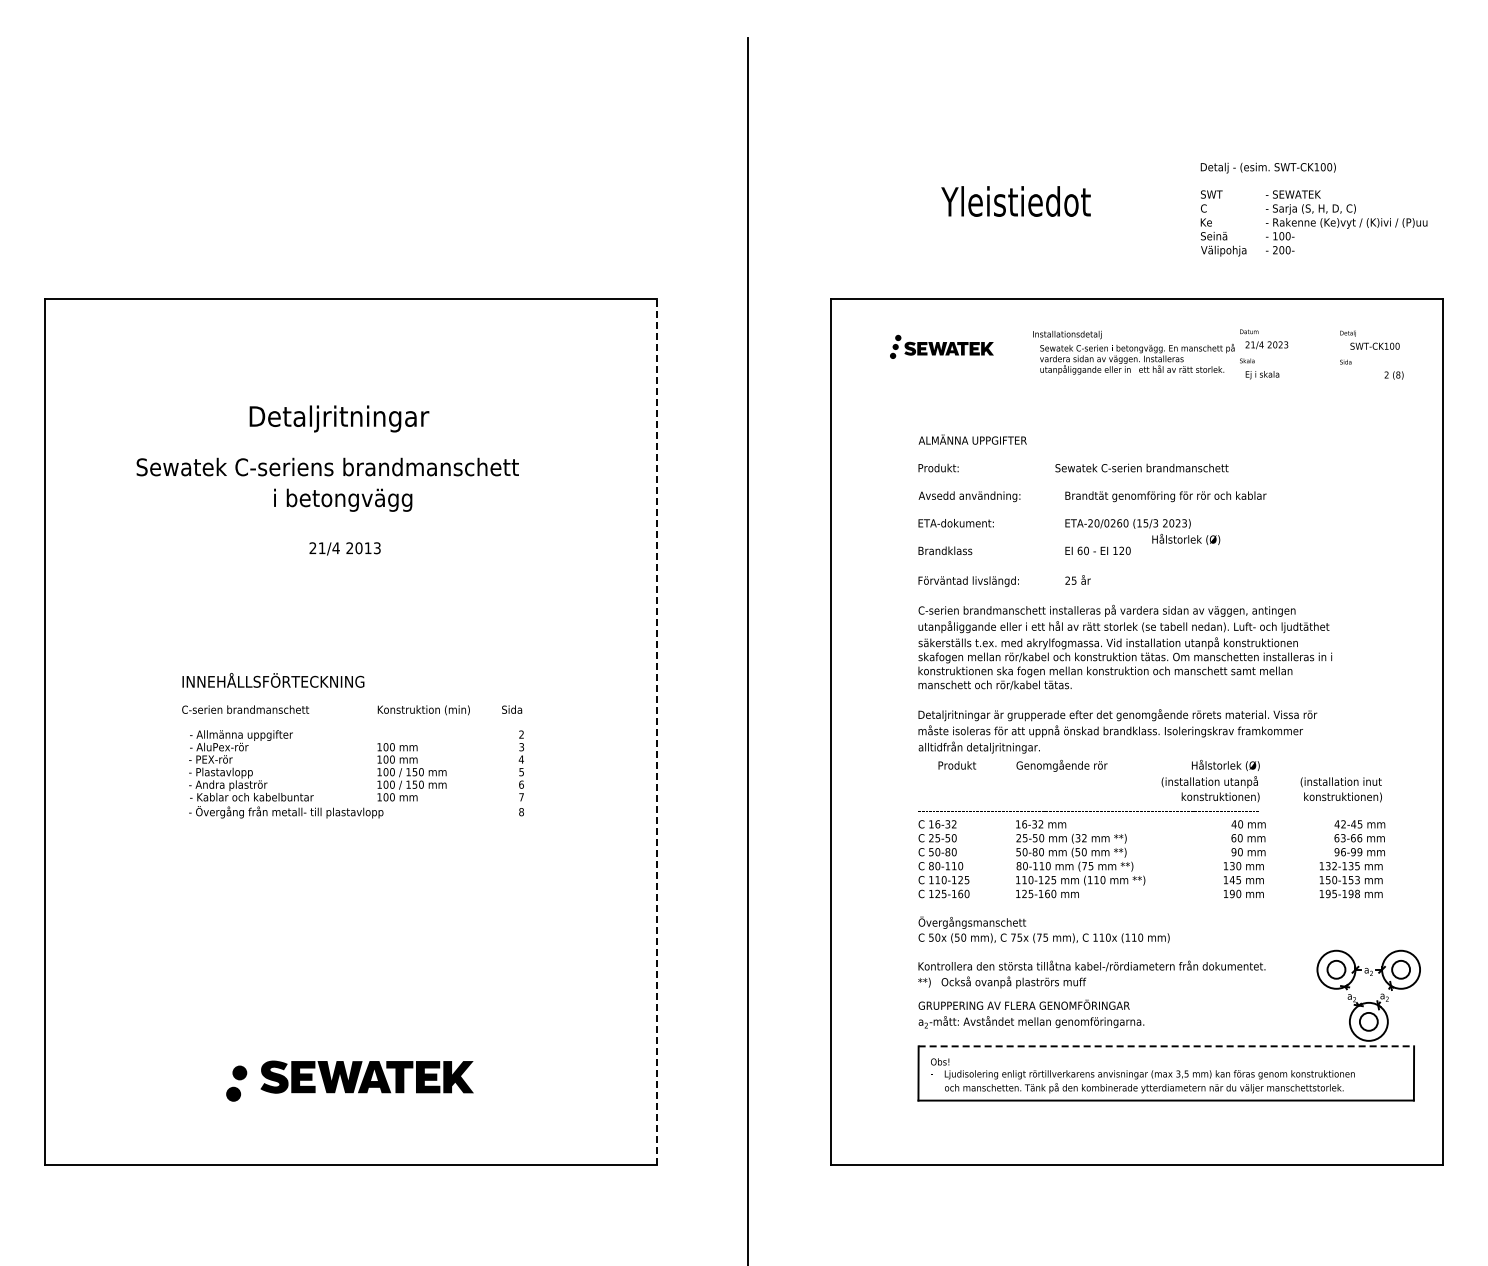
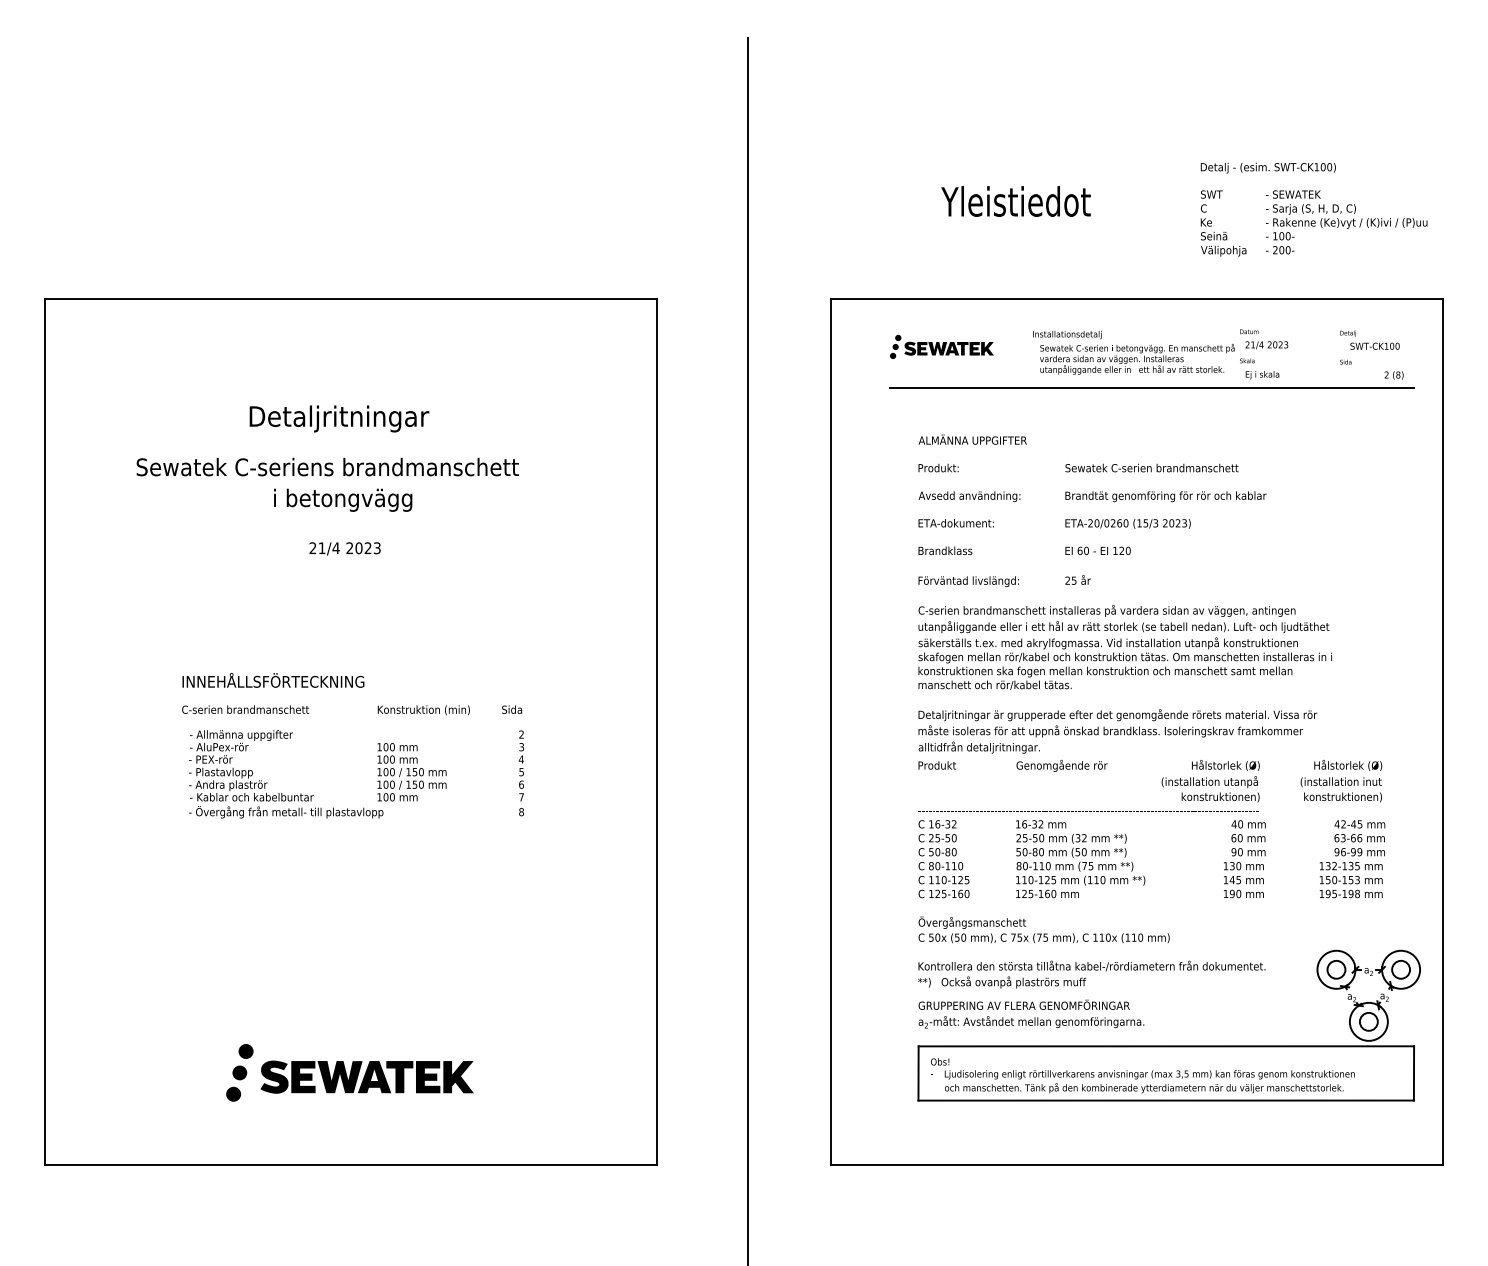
line: none -> present (1151, 387)
text position: (1141, 467) -> (1151, 467) (1151, 467)
text position: (1186, 539) -> (1348, 765) (1348, 765)
text: 2013 -> 2023 (367, 547)
line: dashed -> solid (656, 731)
text position: (957, 765) -> (937, 765) (937, 765)
line: dashed -> solid (1166, 1046)
fill: none -> present (245, 1051)
